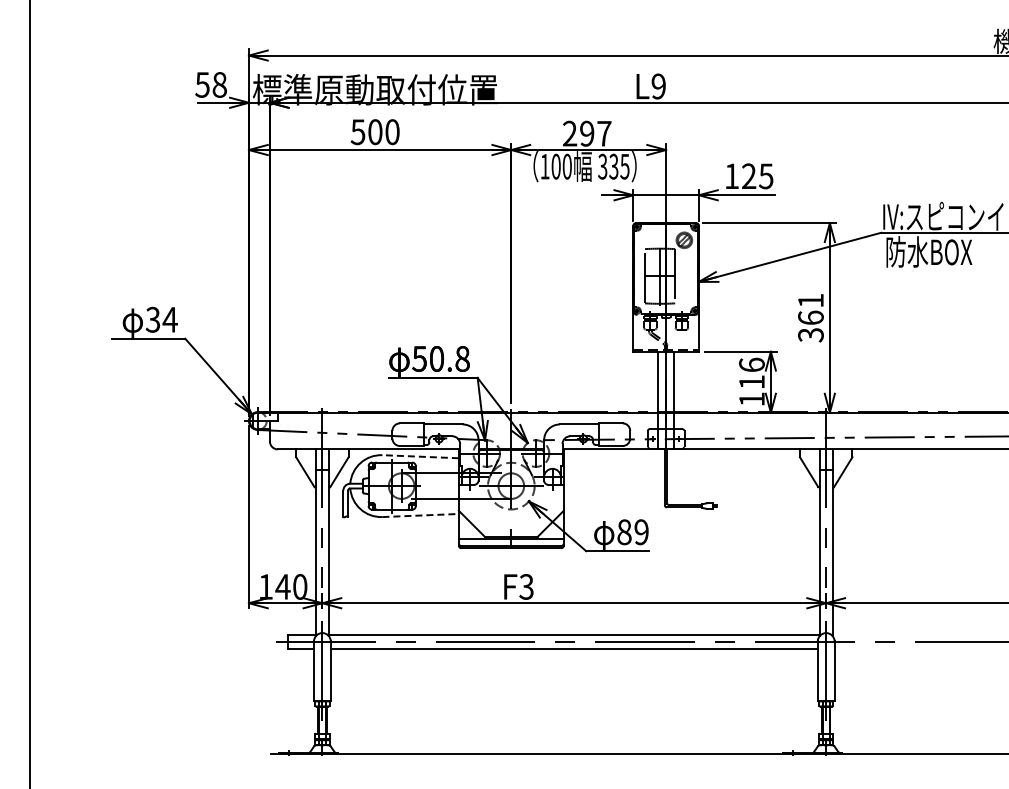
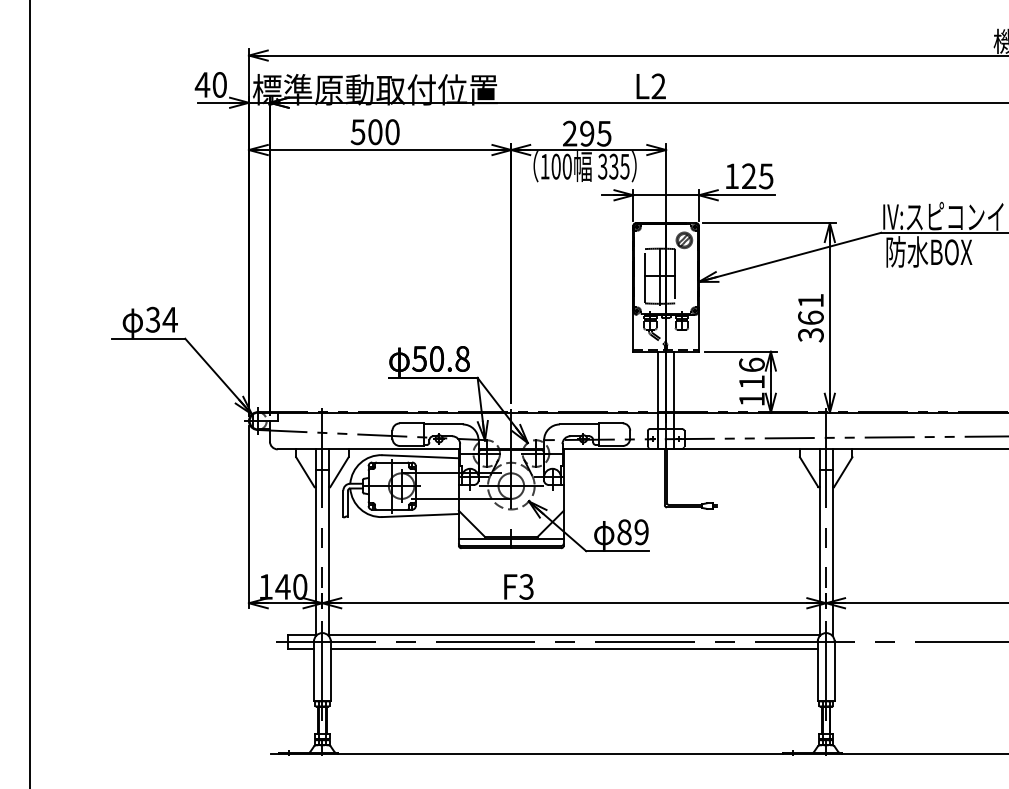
text: 58 -> 40 (210, 84)
text: L9 -> L2 (658, 86)
text: 297 -> 295 (604, 133)
line: dashed -> solid (420, 456)
line: dashed -> solid (421, 515)
